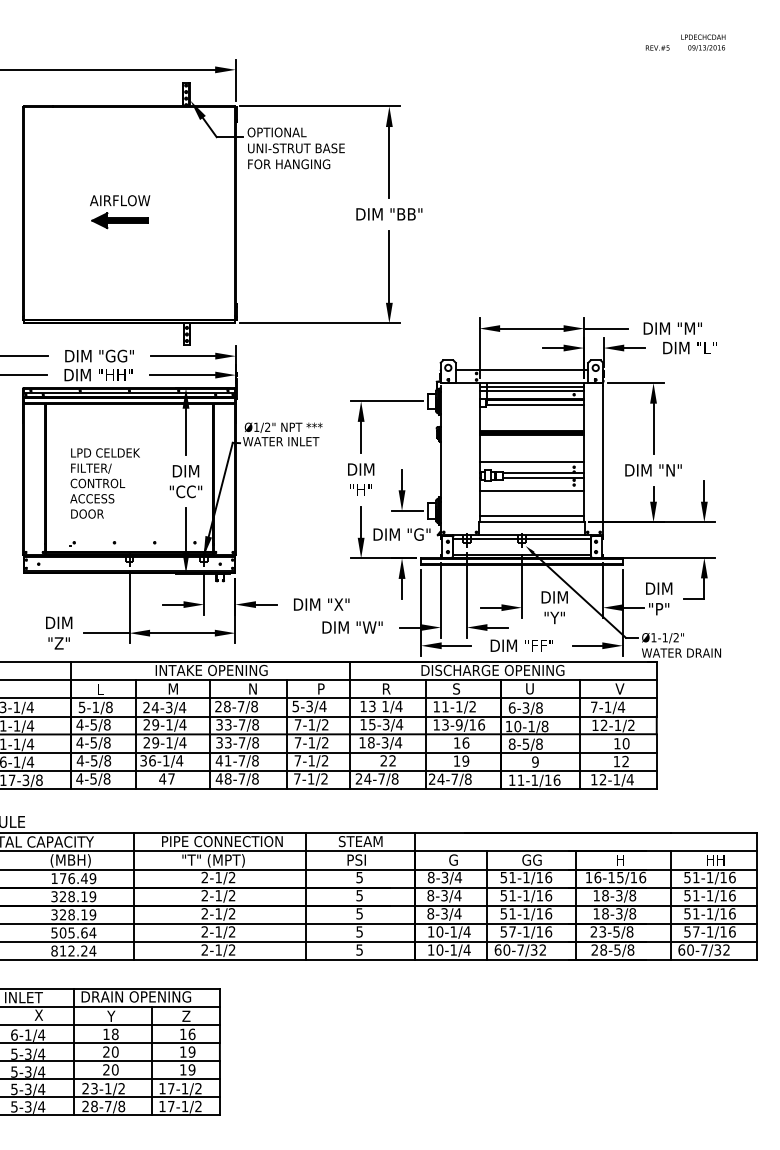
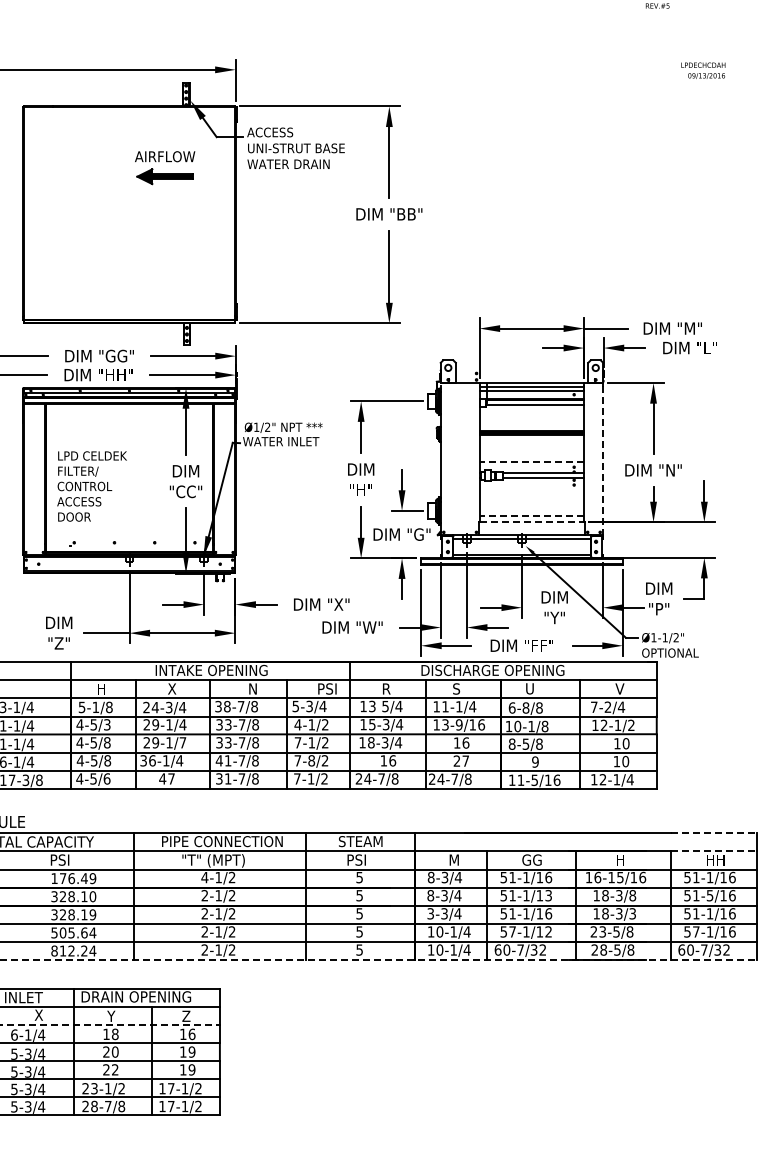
text position: (703, 42) -> (703, 70) (703, 70)
text position: (657, 47) -> (657, 5) (657, 5)
text: OPTIONAL -> ACCESS (276, 132)
text: FOR HANGING -> WATER DRAIN (288, 164)
part position: (120, 212) -> (165, 168) (165, 168)
line: present -> none (521, 370)
line: solid -> dashed (603, 460)
line: solid -> dashed (531, 461)
text position: (104, 483) -> (91, 486) (91, 486)
line: present -> none (531, 490)
line: solid -> dashed (531, 516)
line: solid -> dashed (532, 522)
text: WATER DRAIN -> OPTIONAL (681, 652)
text: M -> X (172, 688)
text: P -> PSI (331, 688)
text: L -> H (101, 689)
text: 28-7/8 -> 38-7/8 (218, 706)
text: 1/4 -> 5/4 (385, 706)
text: 11-1/2 -> 11-1/4 (472, 706)
text: 7-1/4 -> 7-2/4 (607, 706)
text: 6-3/8 -> 6-8/8 (525, 707)
text: 4-5/8 -> 4-5/3 (107, 724)
text: 7-1/2 -> 4-1/2 (297, 724)
text: 29-1/4 -> 29-1/7 (182, 742)
text: 7-1/2 -> 7-8/2 (311, 760)
text: 22 -> 16 (388, 760)
text: 19 -> 27 (461, 760)
text: 12 -> 10 (625, 761)
text: 4-5/8 -> 4-5/6 (106, 778)
text: 48-7/8 -> 31-7/8 (223, 778)
text: 11-1/16 -> 11-5/16 (534, 780)
line: solid -> dashed (713, 833)
line: solid -> dashed (713, 851)
text: G -> M (453, 859)
text: (MBH) -> PSI (70, 860)
text: 2-1/2 -> 4-1/2 (204, 877)
text: 51-1/16 -> 51-1/13 (548, 895)
text: 51-1/16 -> 51-5/16 (709, 895)
text: 328.19 -> 328.10 (92, 896)
text: 8-3/4 -> 3-3/4 (430, 913)
text: 18-3/8 -> 18-3/3 (632, 913)
text: 57-1/16 -> 57-1/12 (548, 931)
line: solid -> dashed (378, 960)
line: solid -> dashed (109, 1024)
text: 20 -> 22 (114, 1069)
